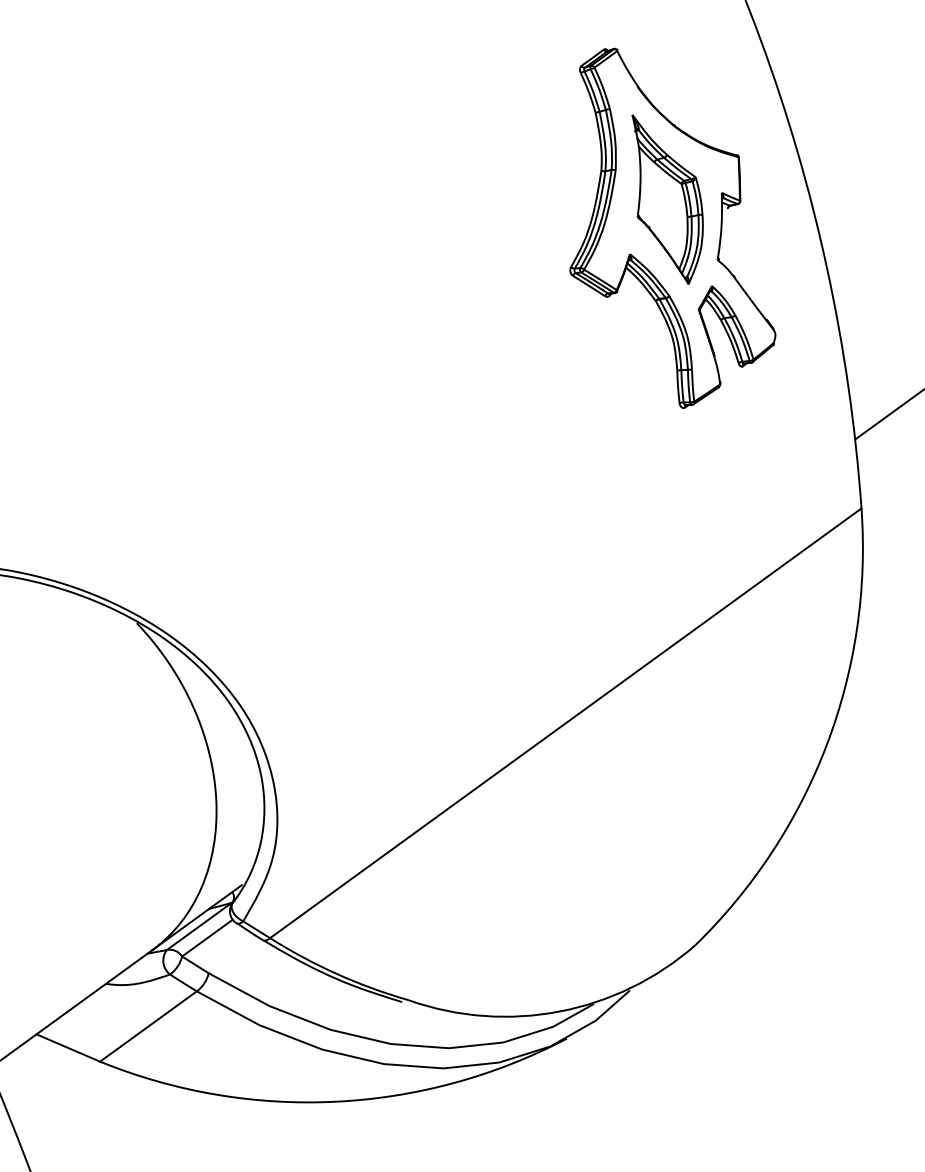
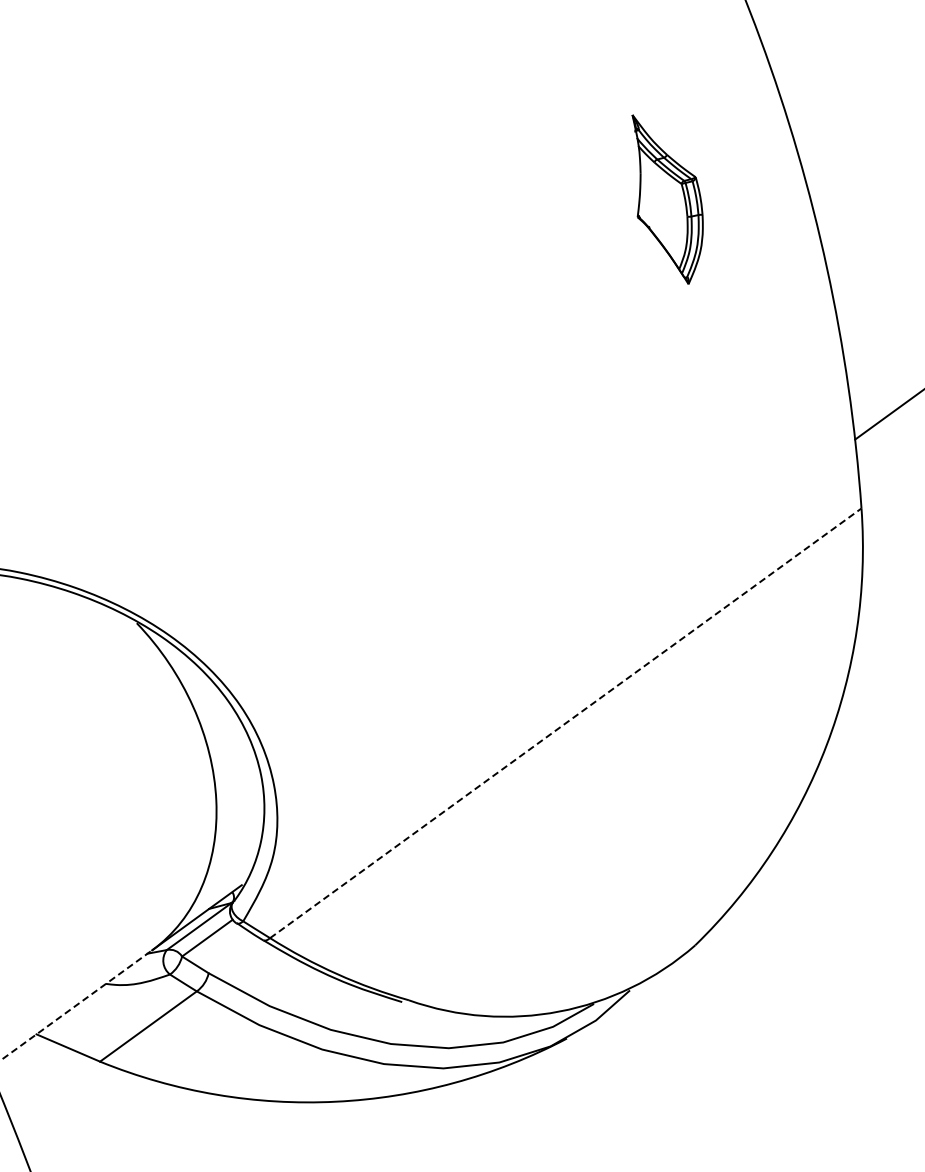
part: present -> none (672, 227)
line: solid -> dashed (565, 723)
line: solid -> dashed (76, 1005)
